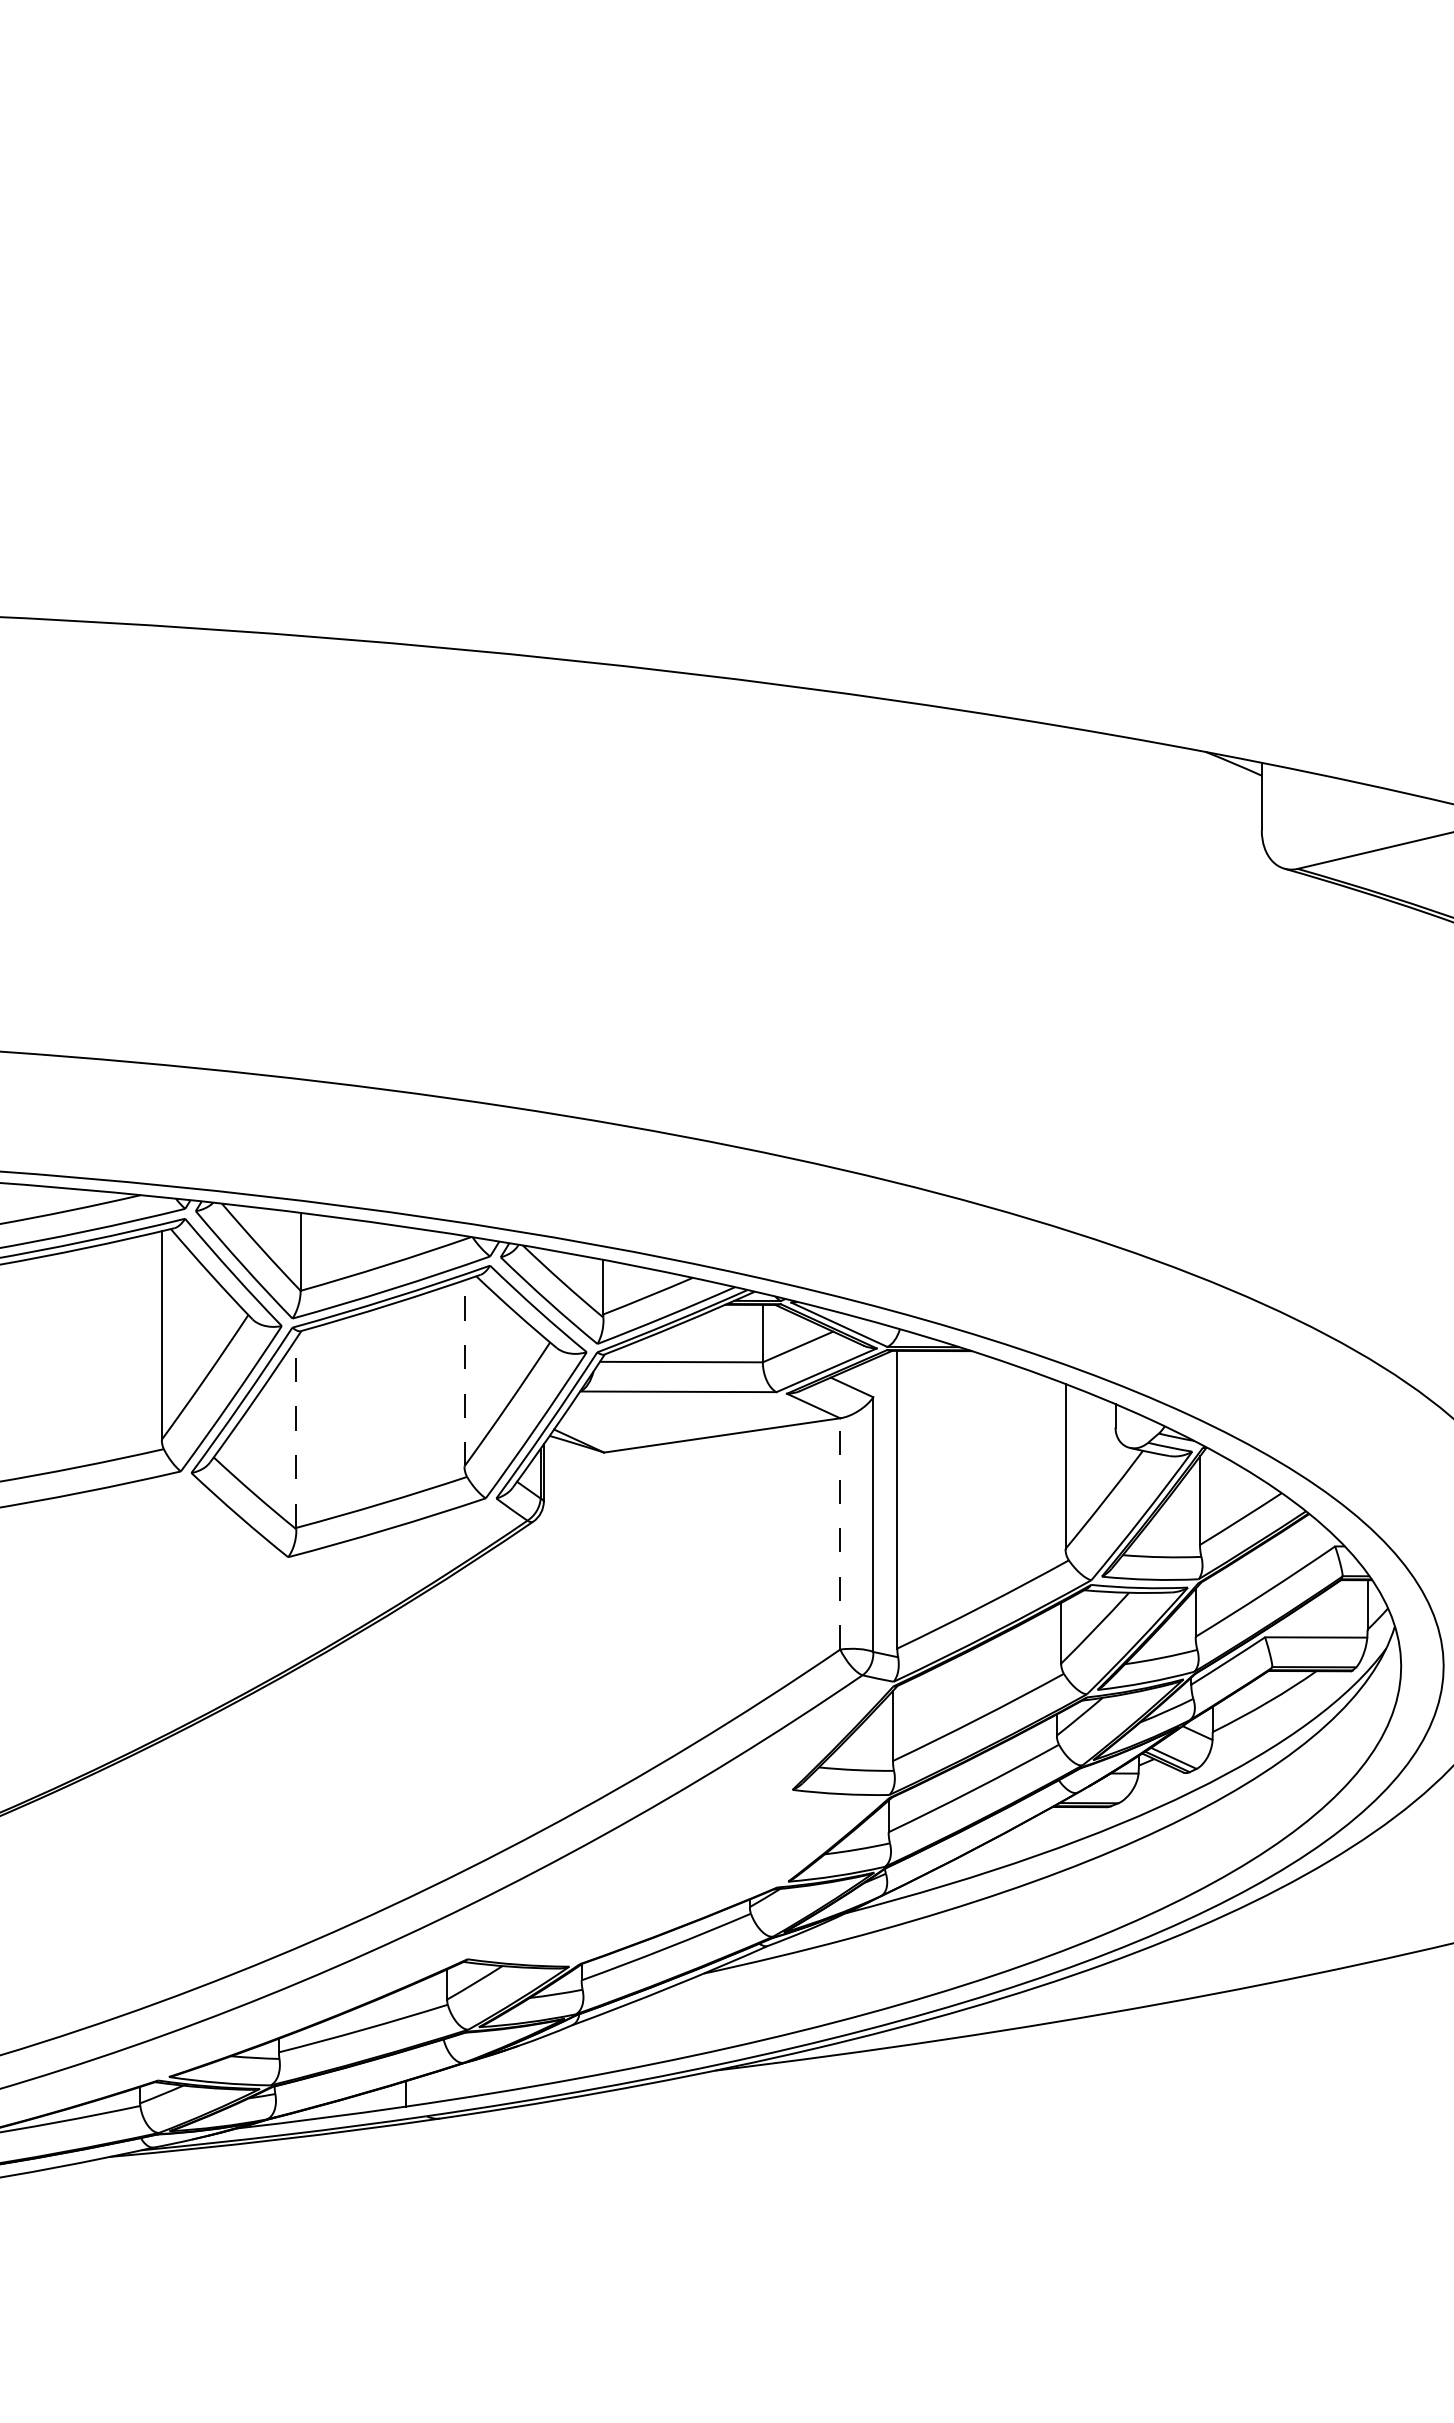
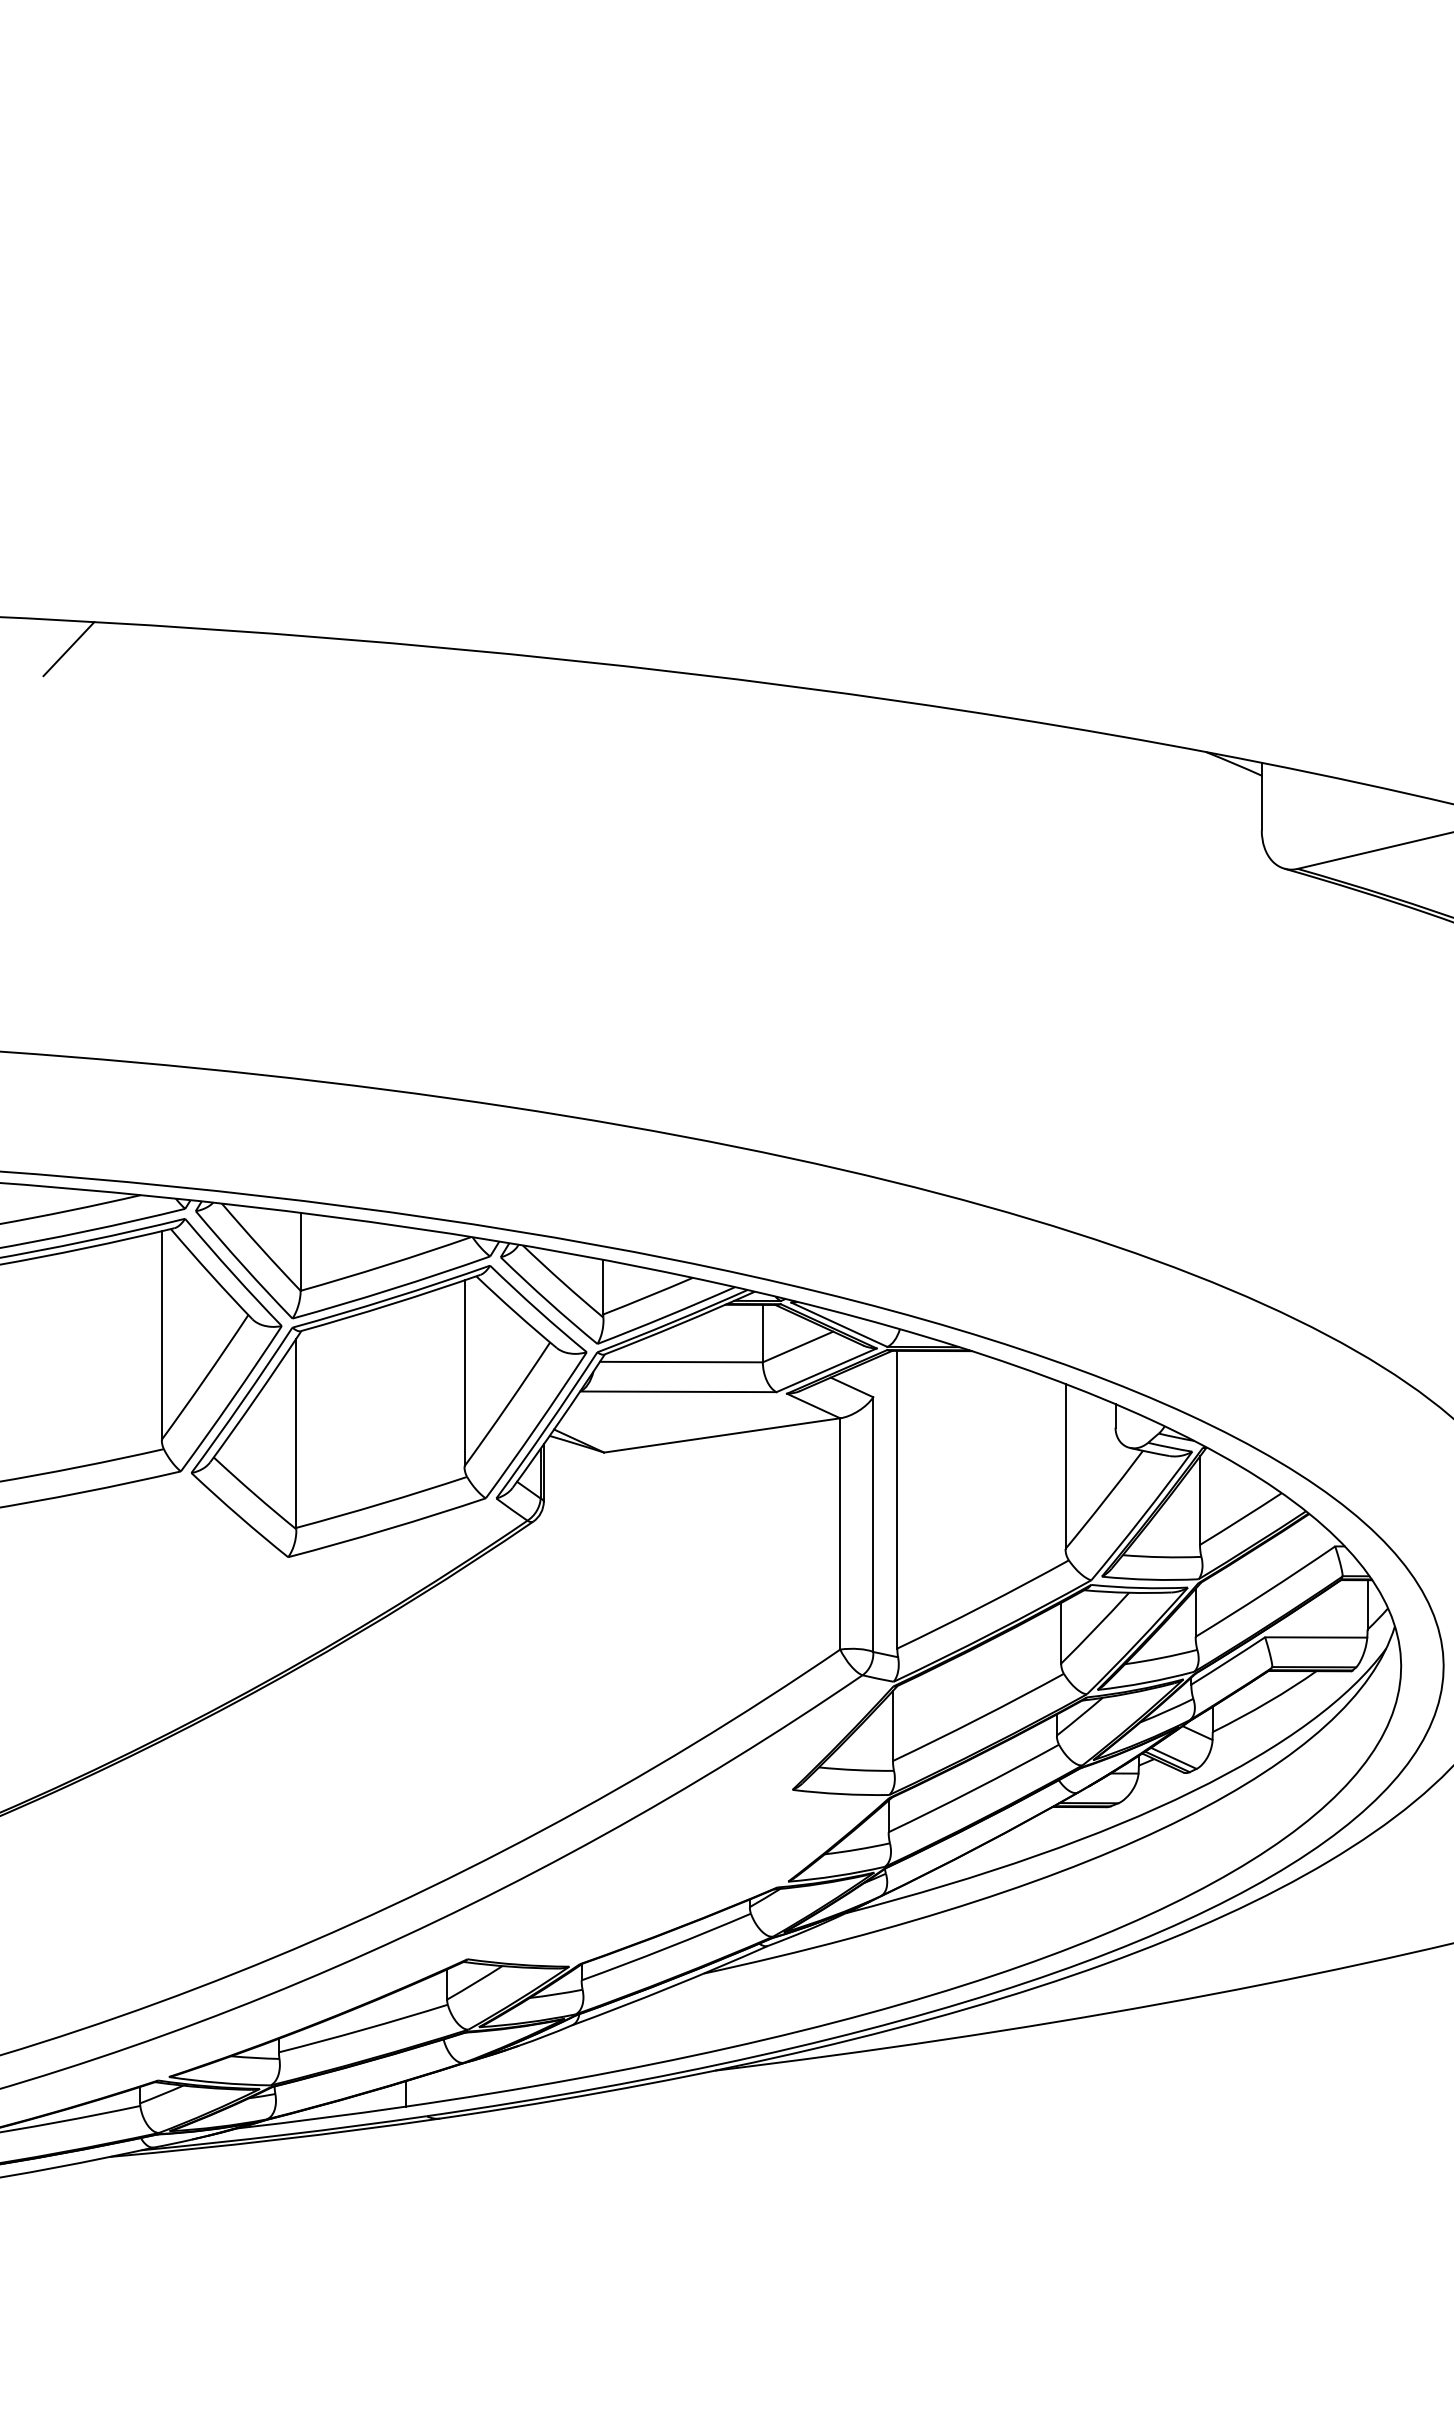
line: none -> present (68, 649)
line: dashed -> solid (464, 1372)
line: dashed -> solid (296, 1433)
line: dashed -> solid (840, 1533)
